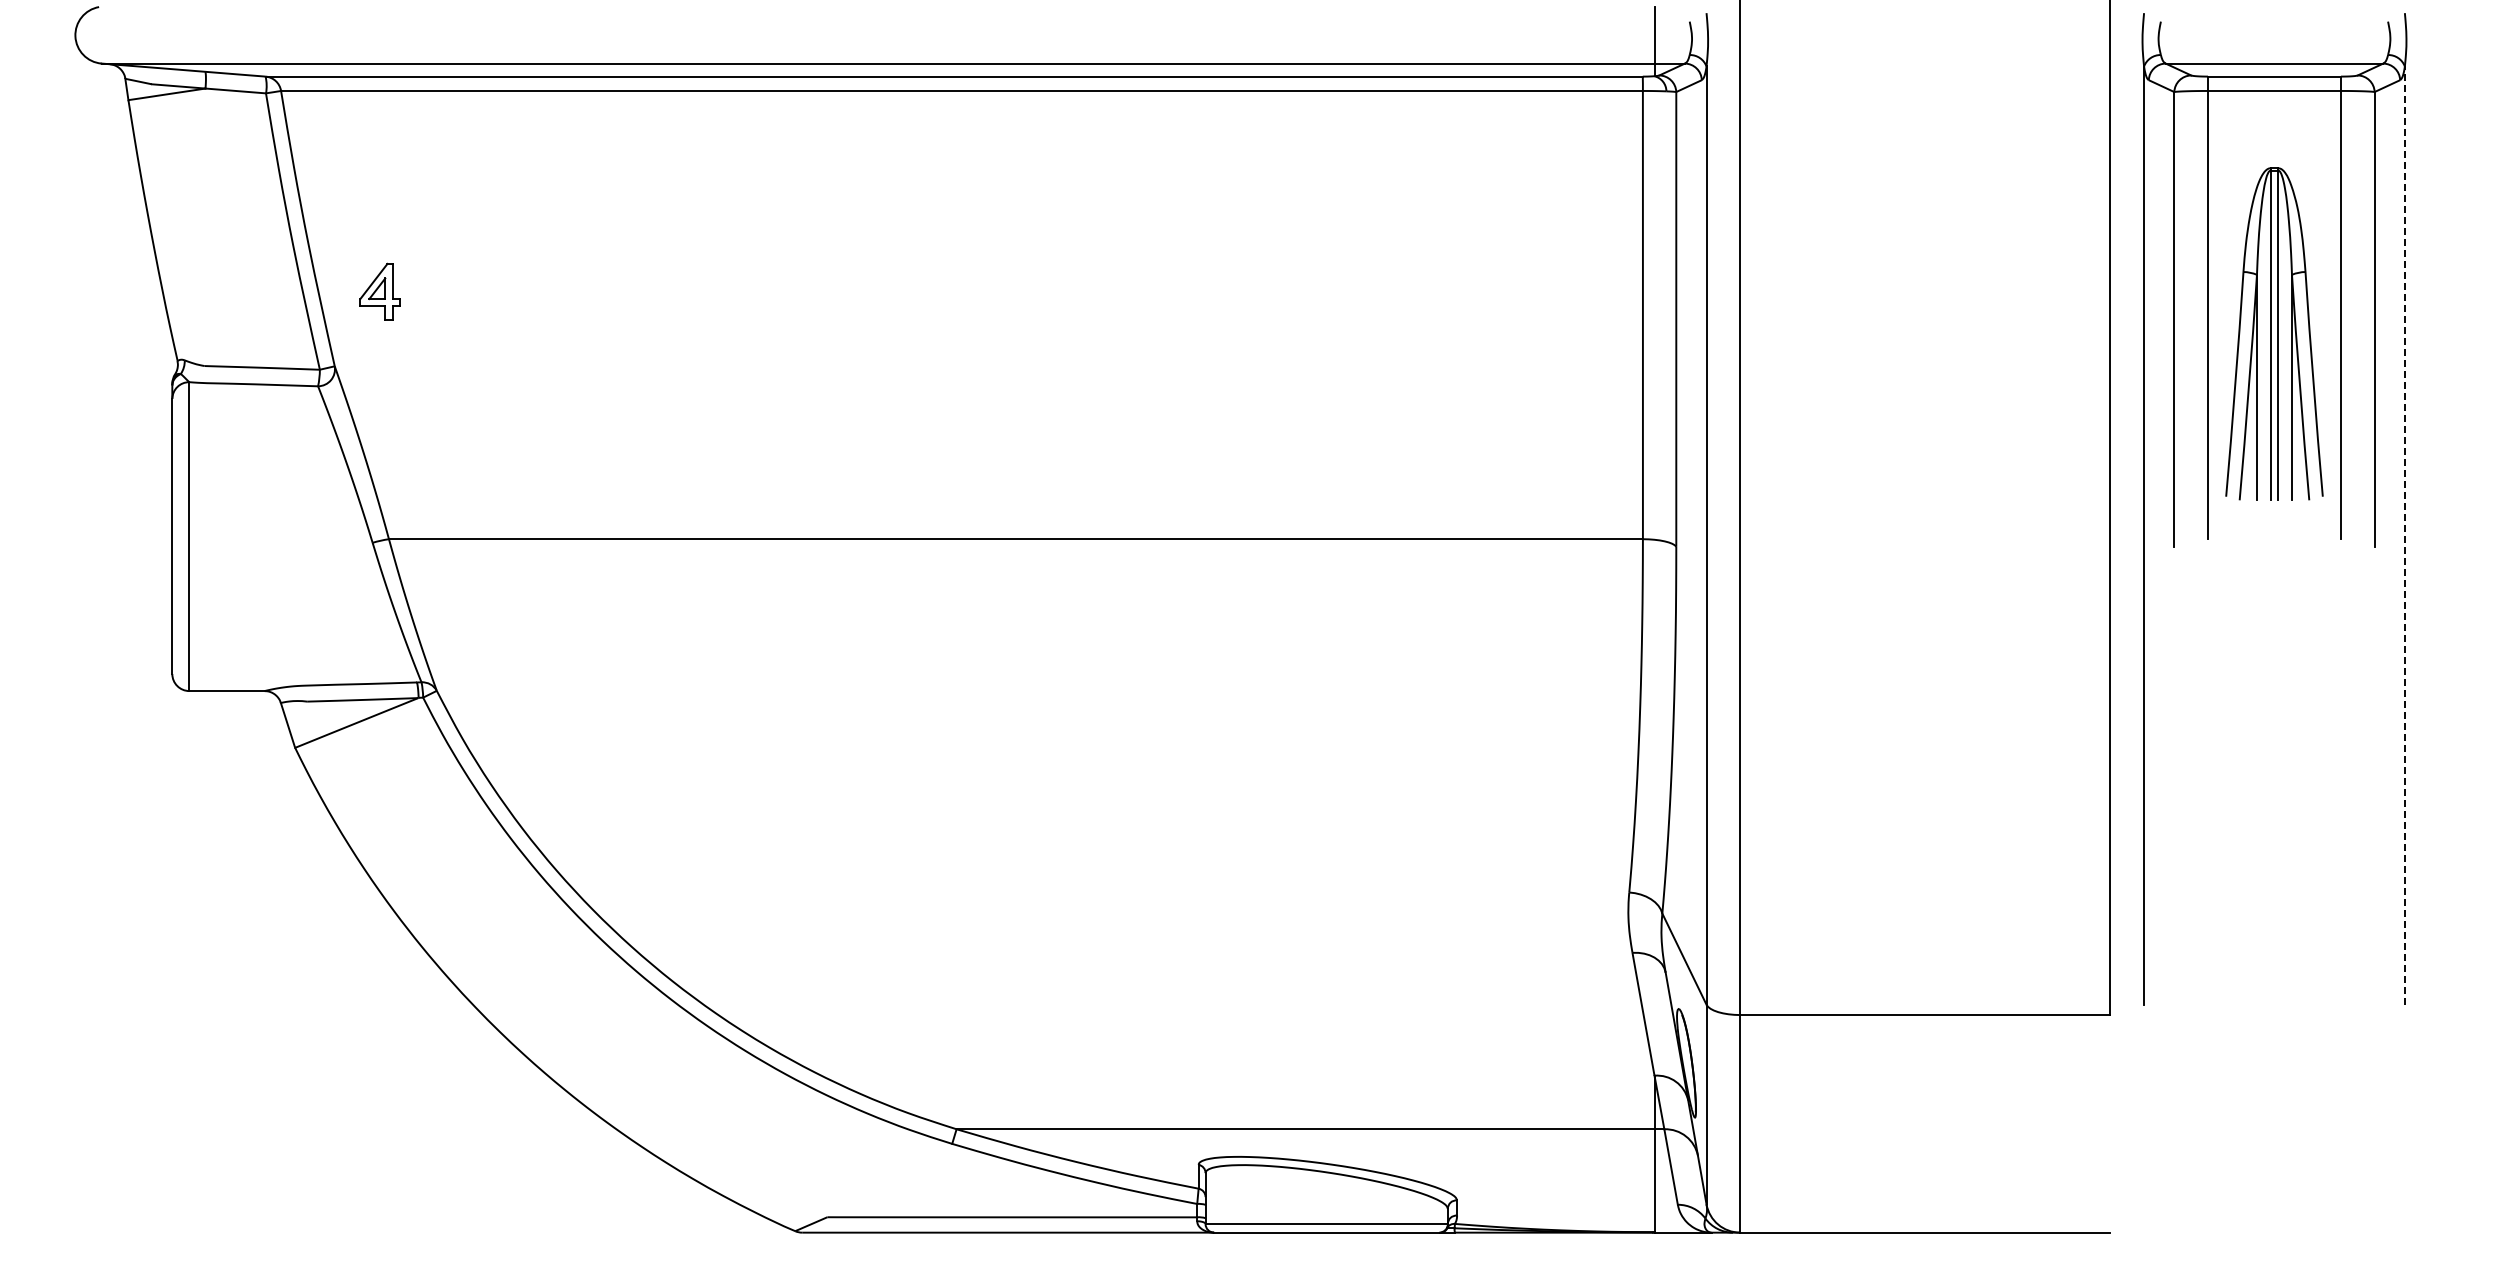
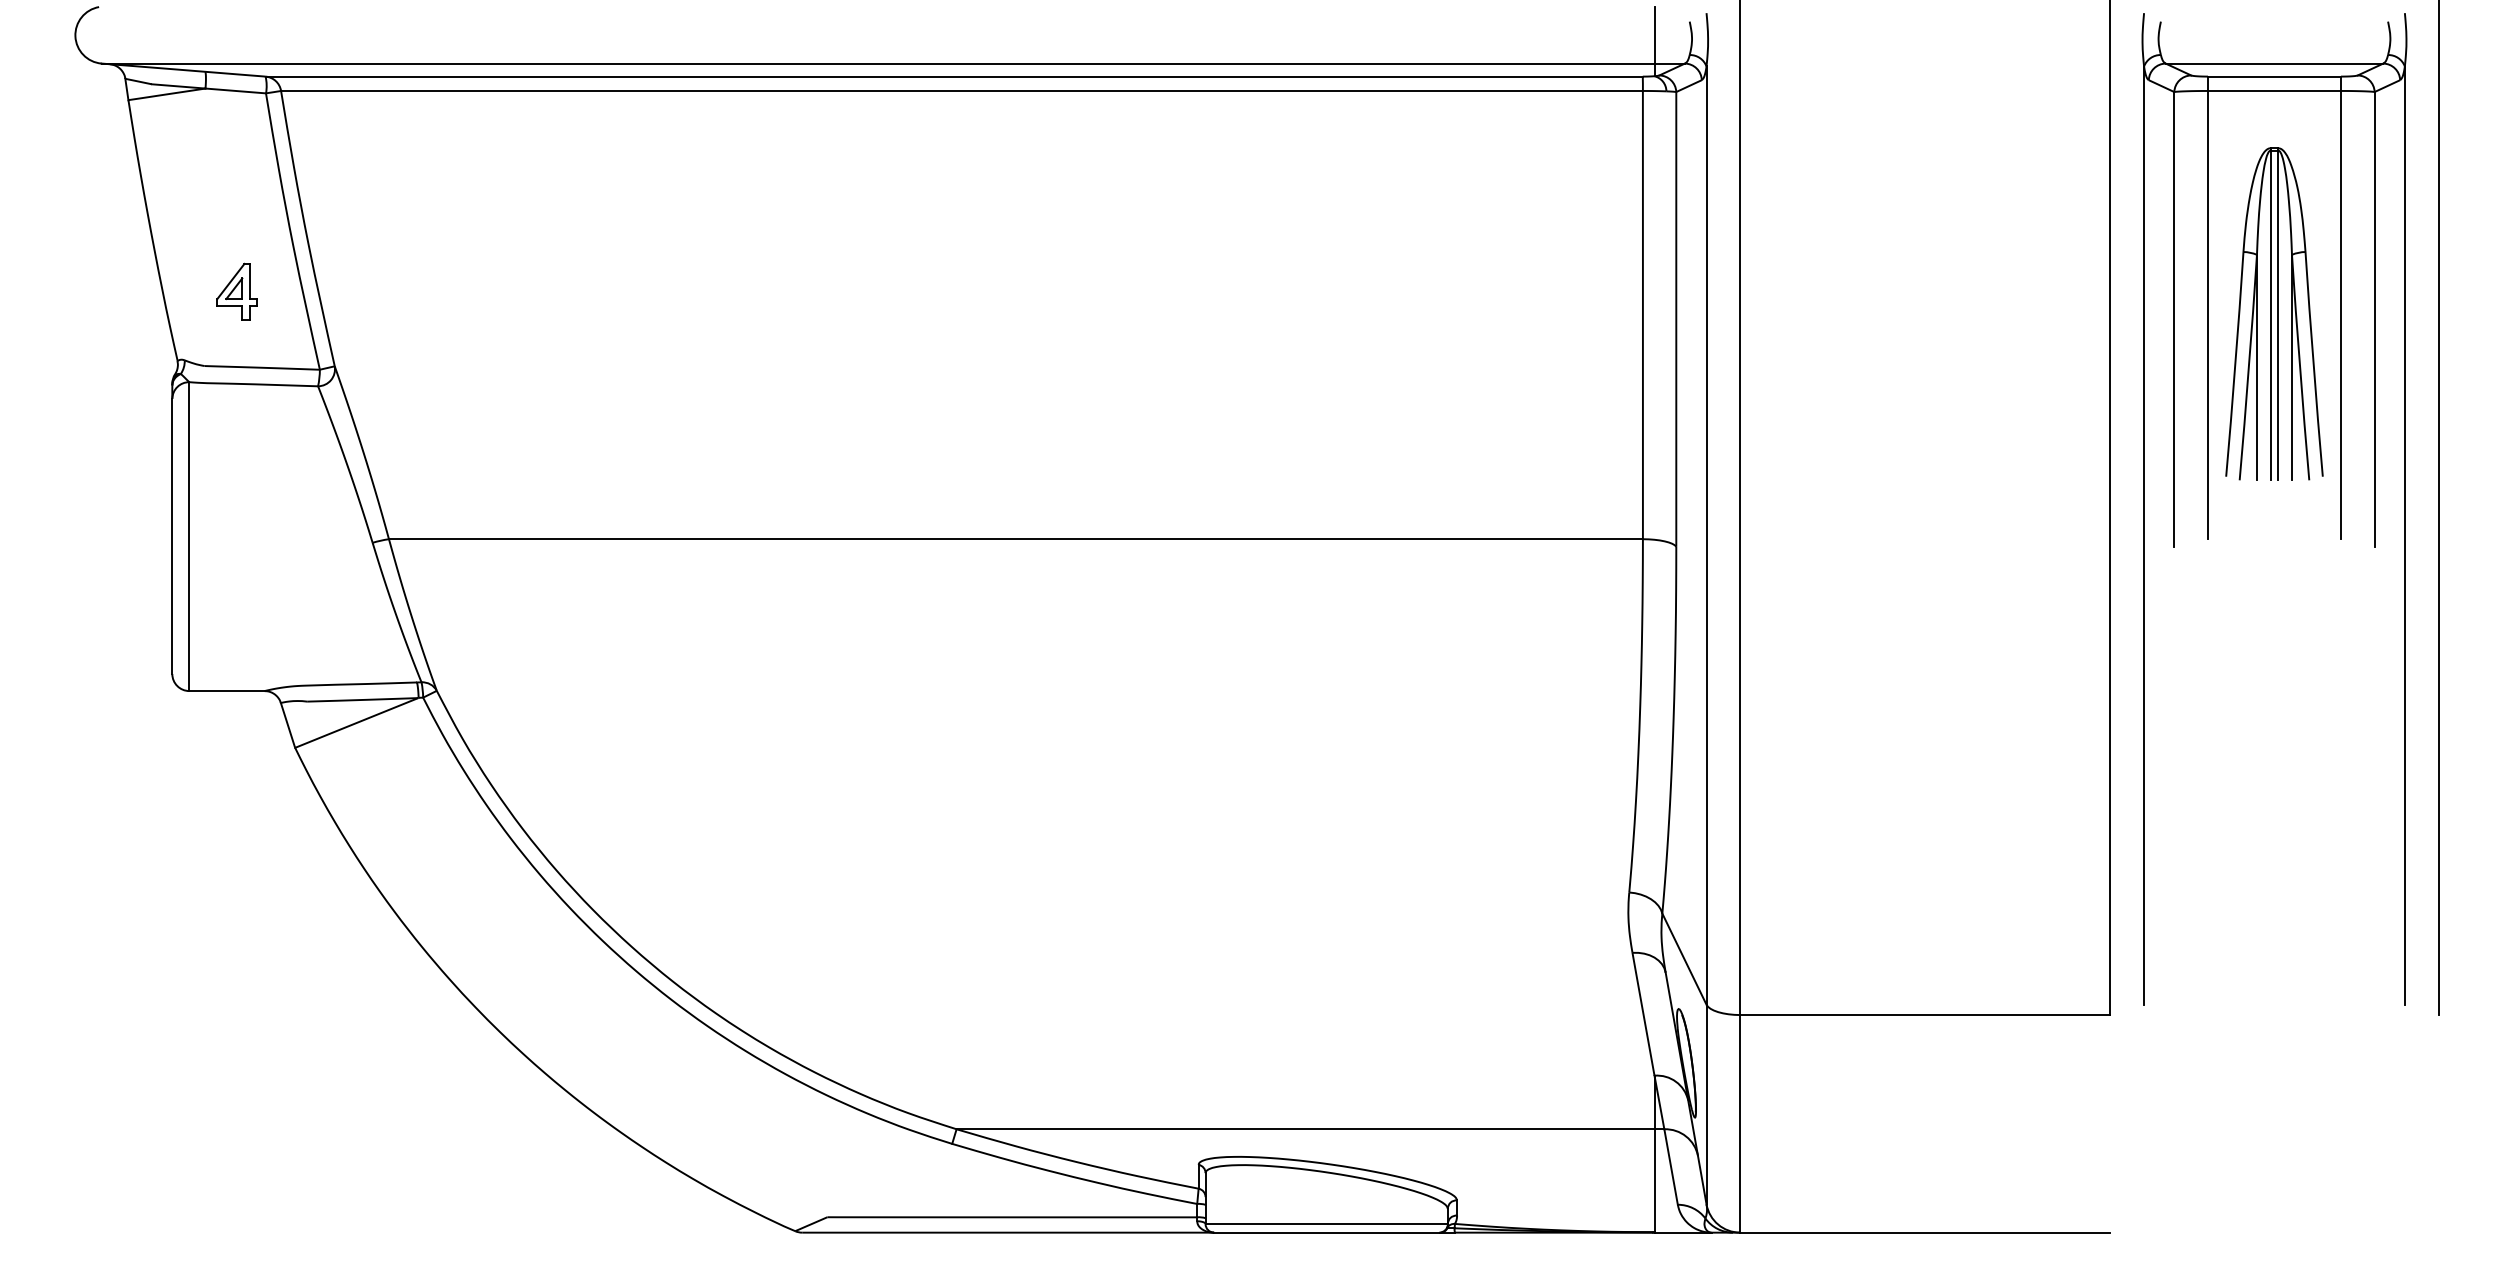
part position: (379, 291) -> (236, 291) (236, 291)
part position: (2274, 333) -> (2274, 313) (2274, 313)
line: none -> present (2438, 508)
line: dashed -> solid (2404, 535)
